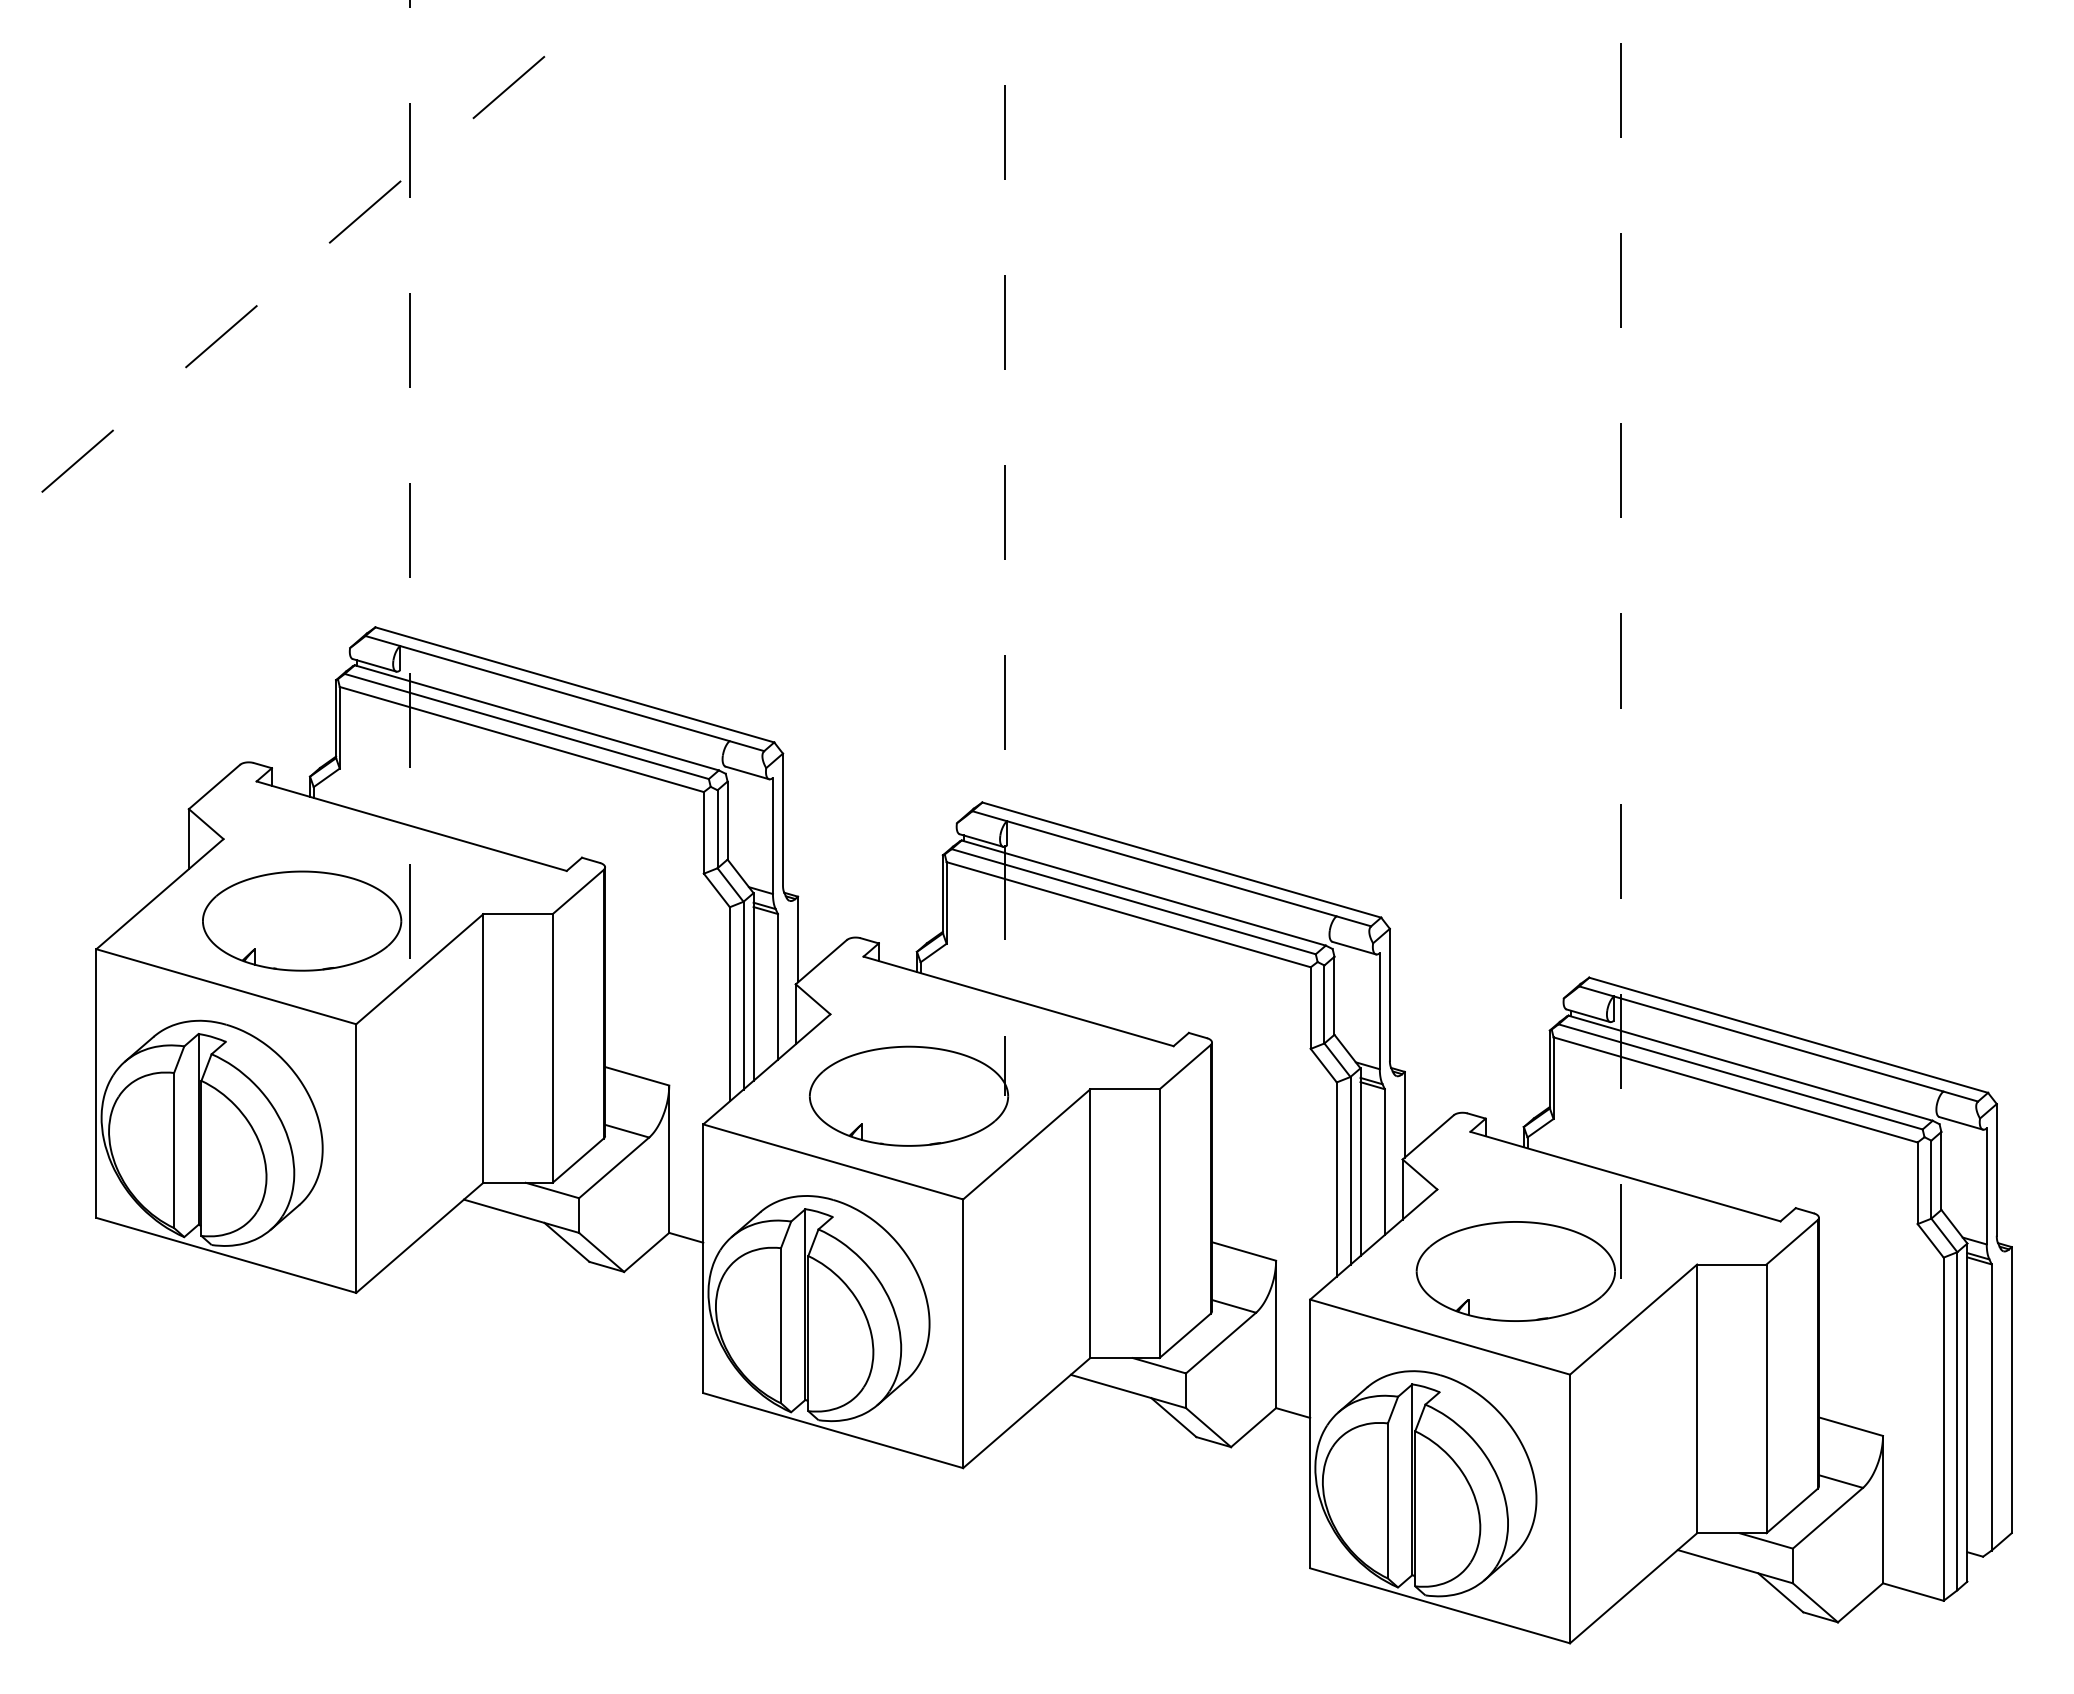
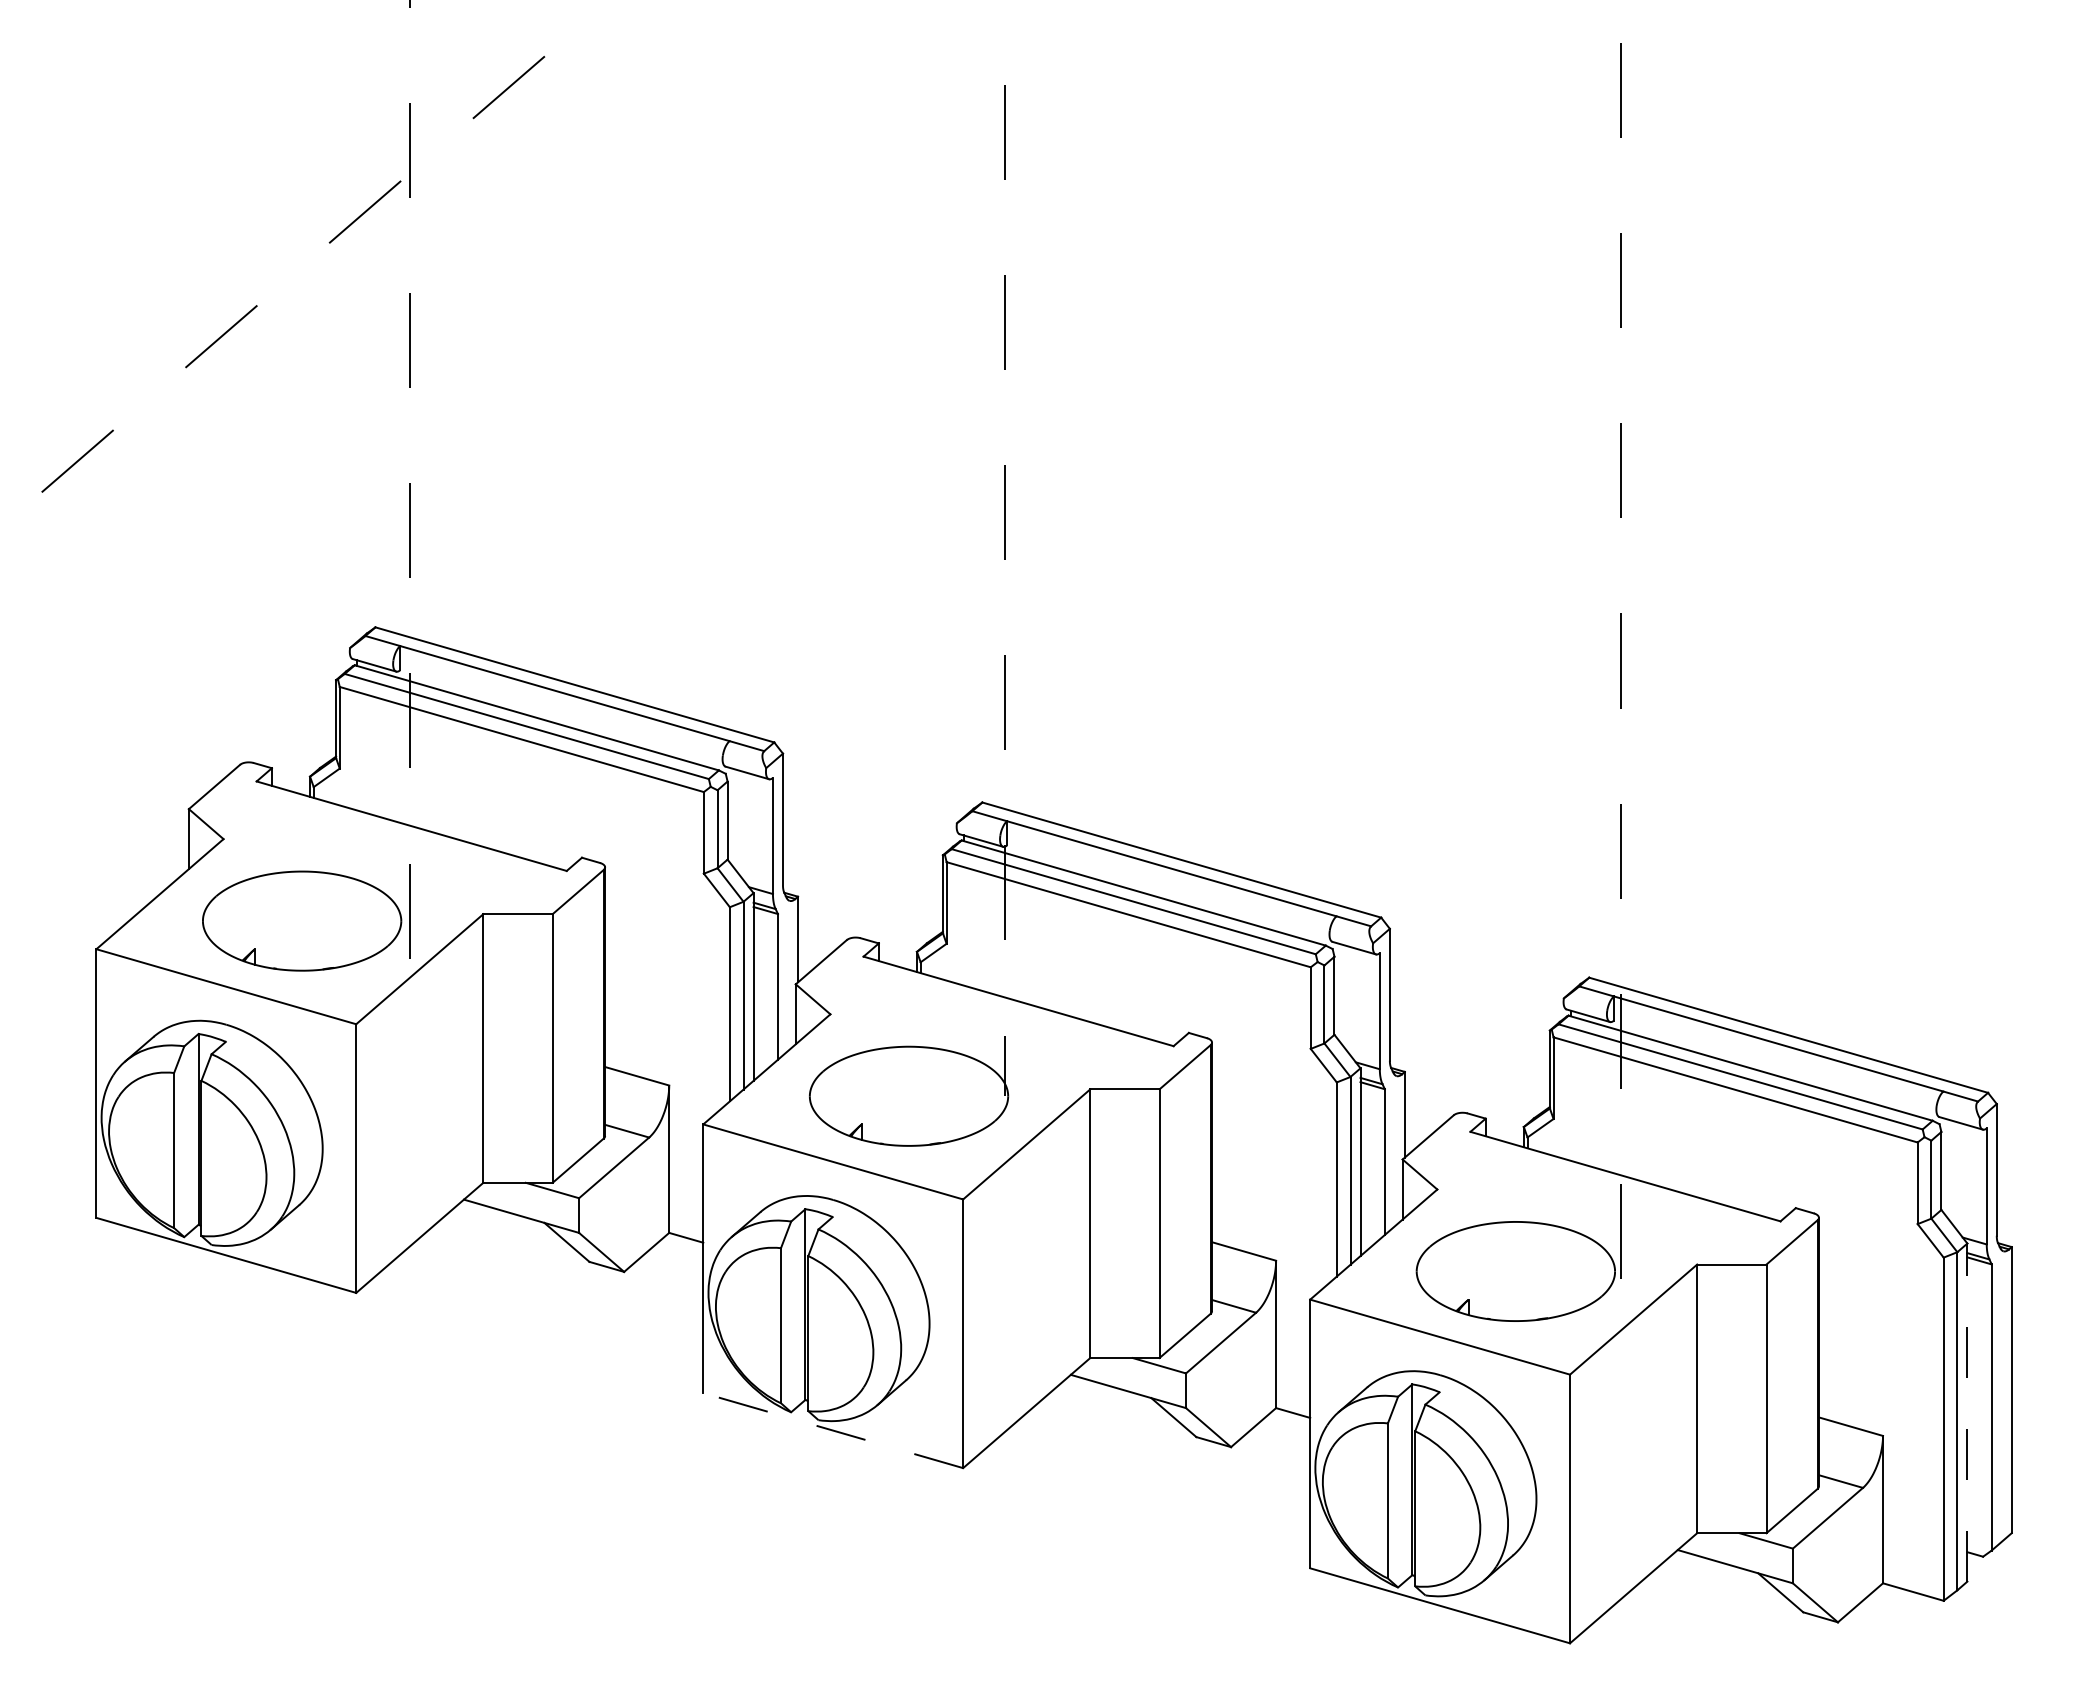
line: solid -> dashed (1967, 1412)
line: solid -> dashed (832, 1430)
